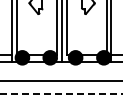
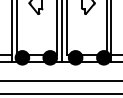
line: dashed -> solid (61, 94)
